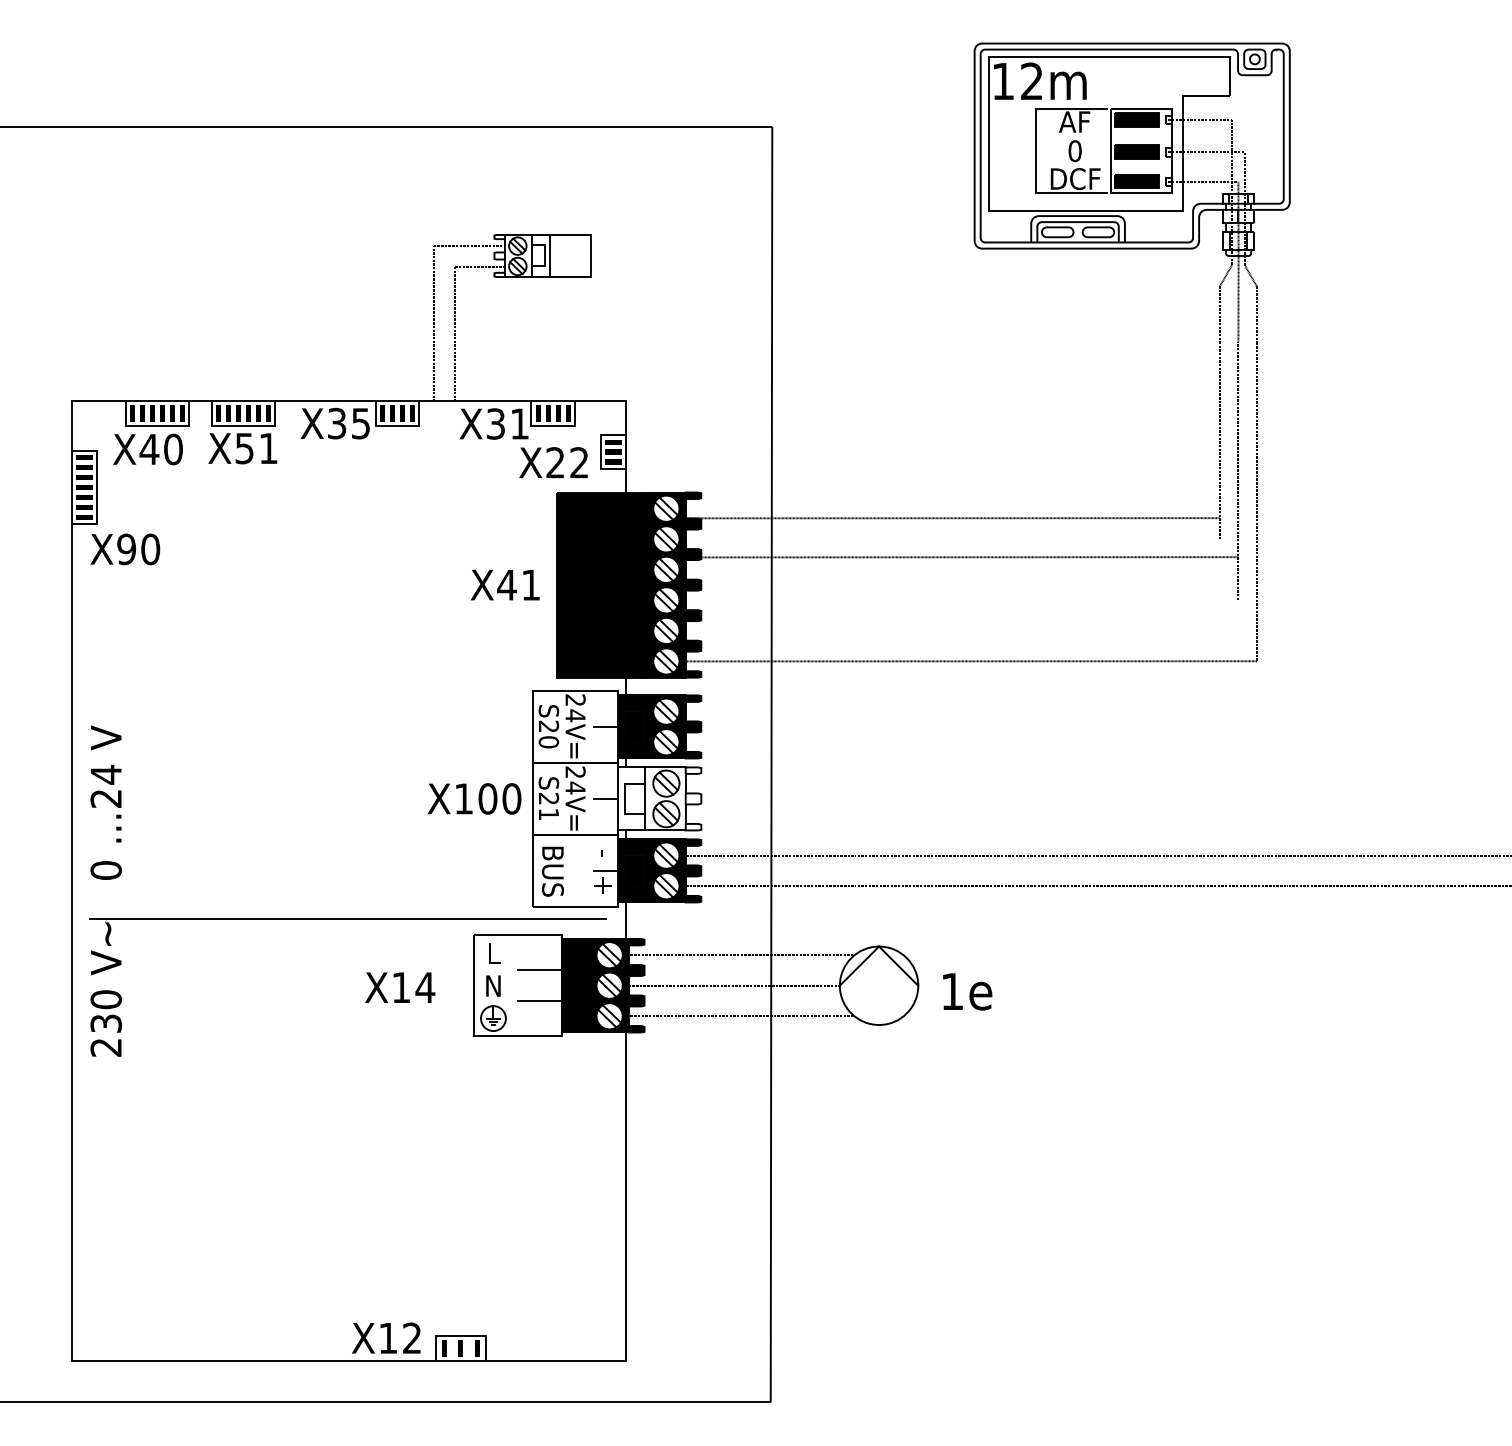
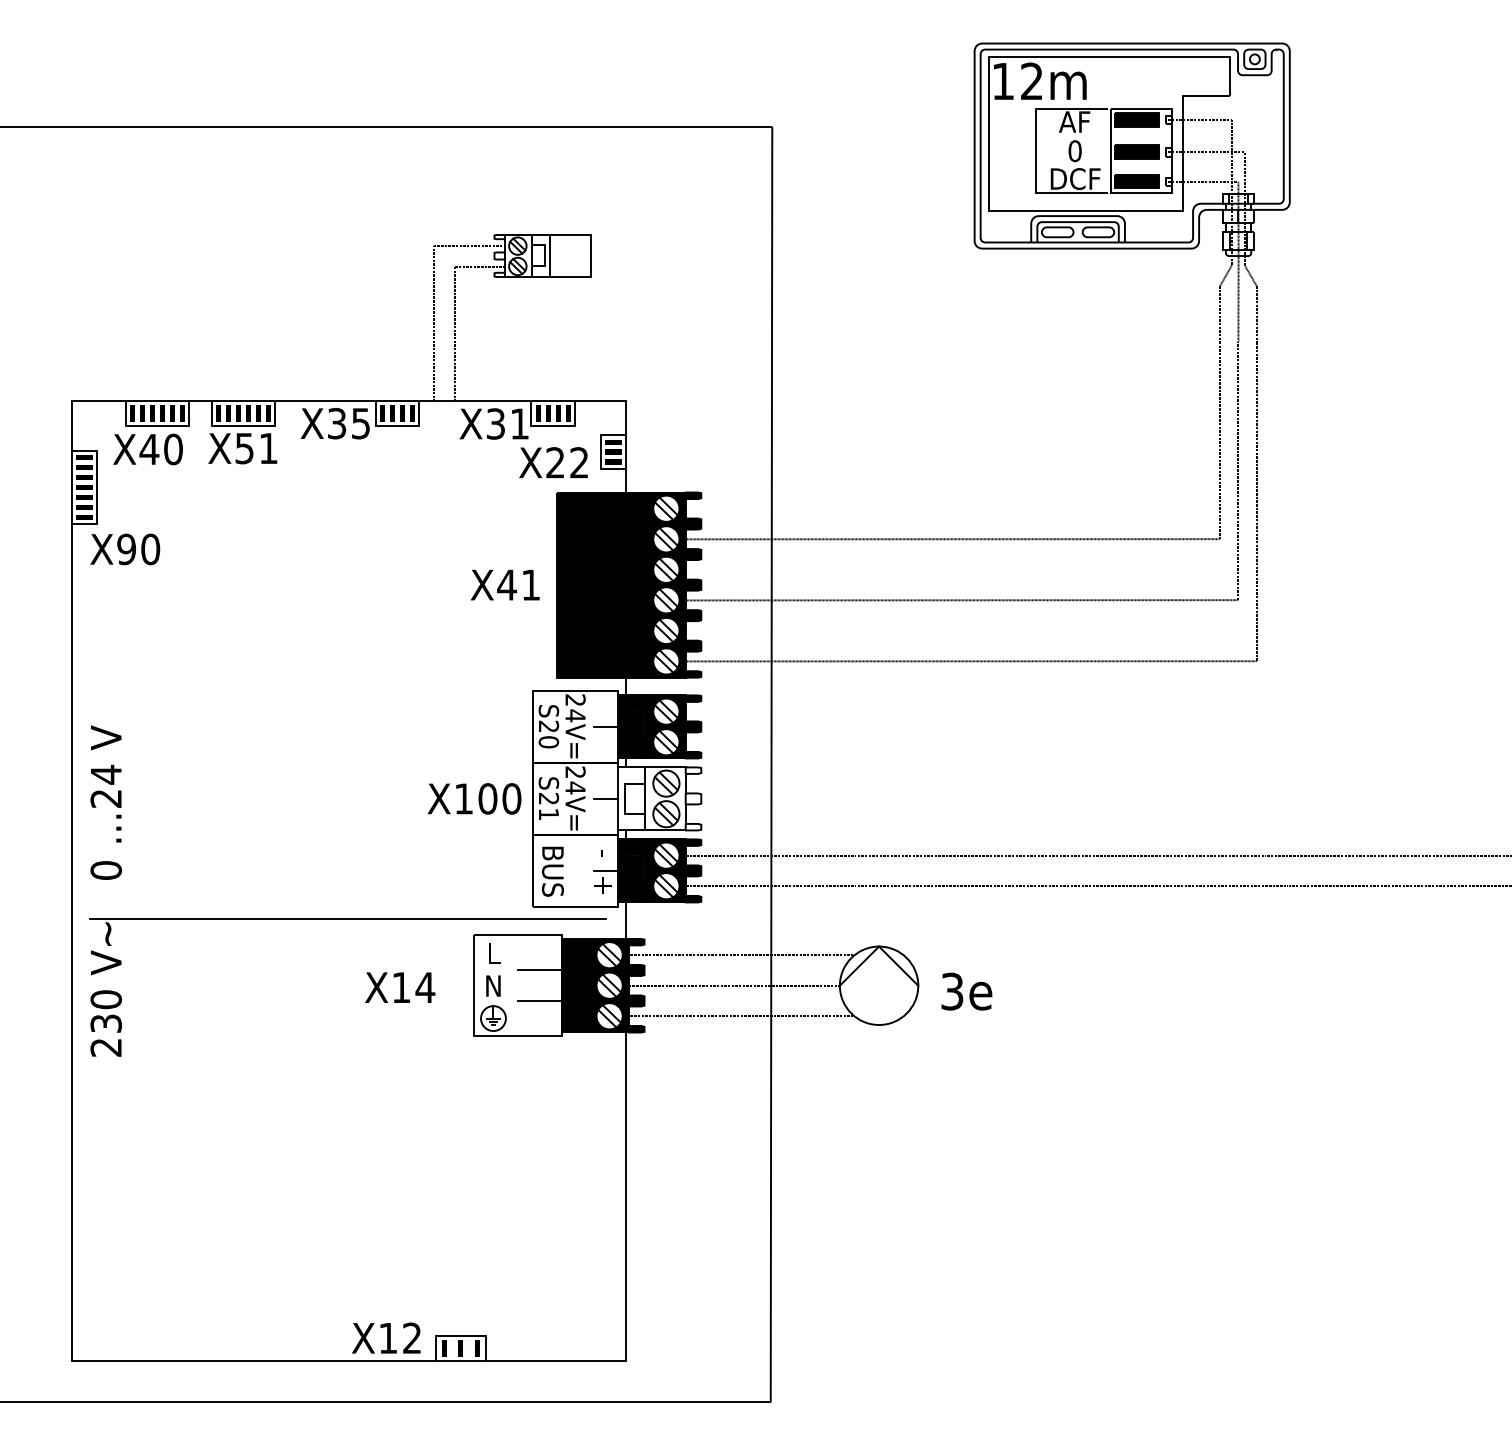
line position: (952, 518) -> (952, 539) (952, 539)
line position: (961, 557) -> (961, 600) (961, 600)
text: 1e -> 3e (952, 991)
